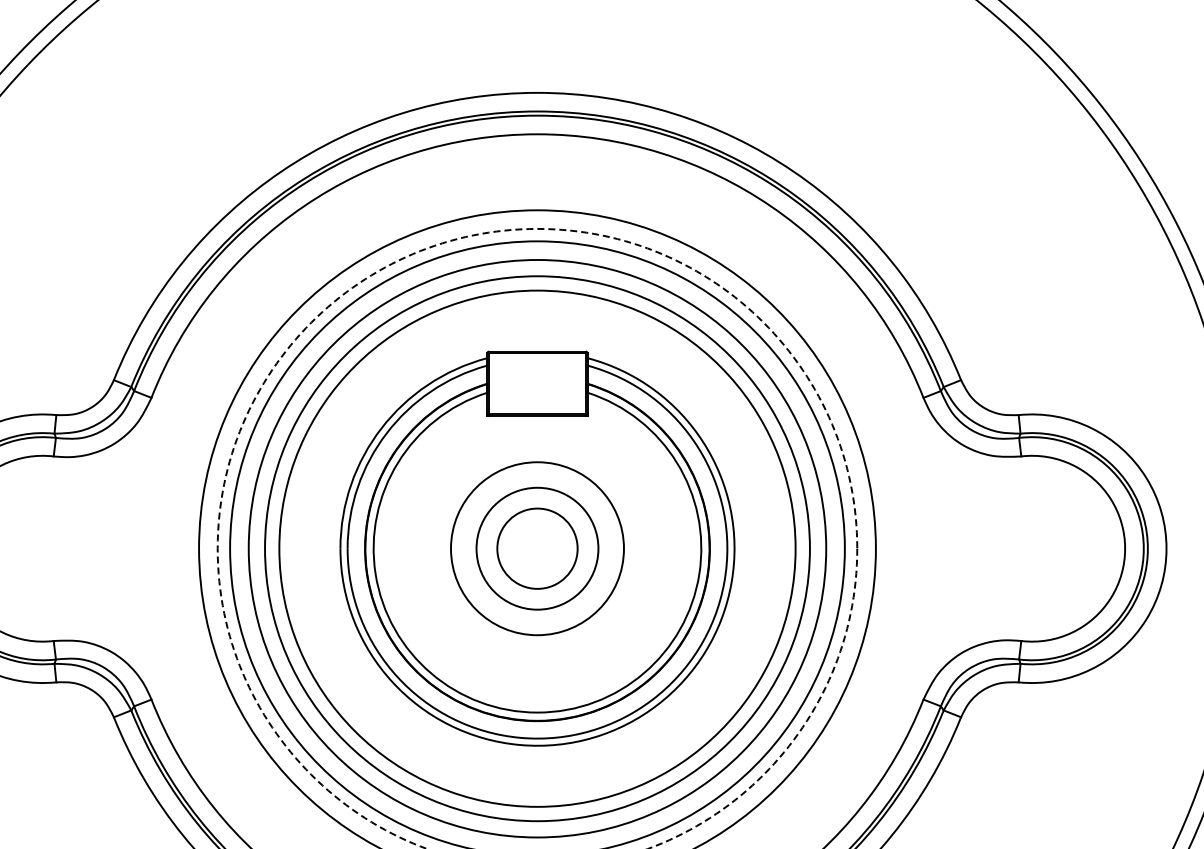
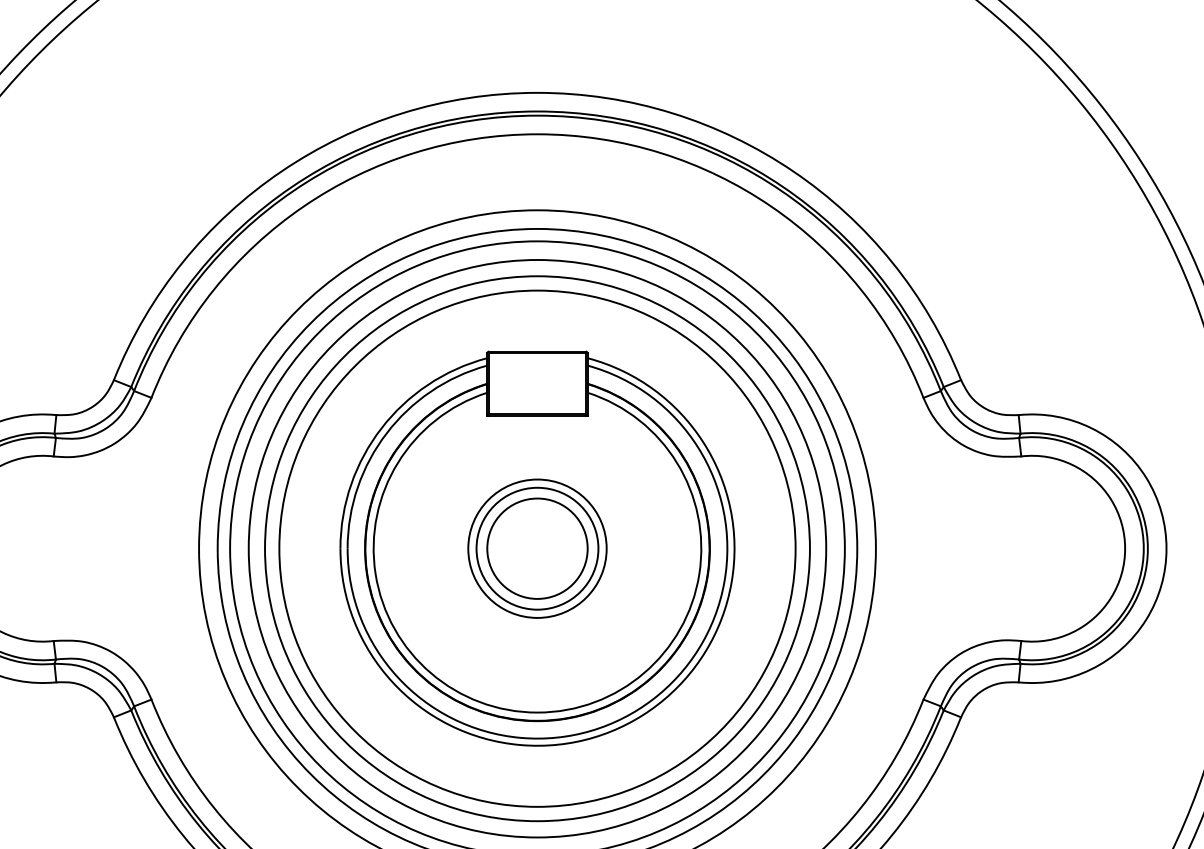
circle: dashed -> solid (537, 538)
circle diameter: 173 px -> 138 px (537, 548)
circle diameter: 80 px -> 100 px (537, 548)
